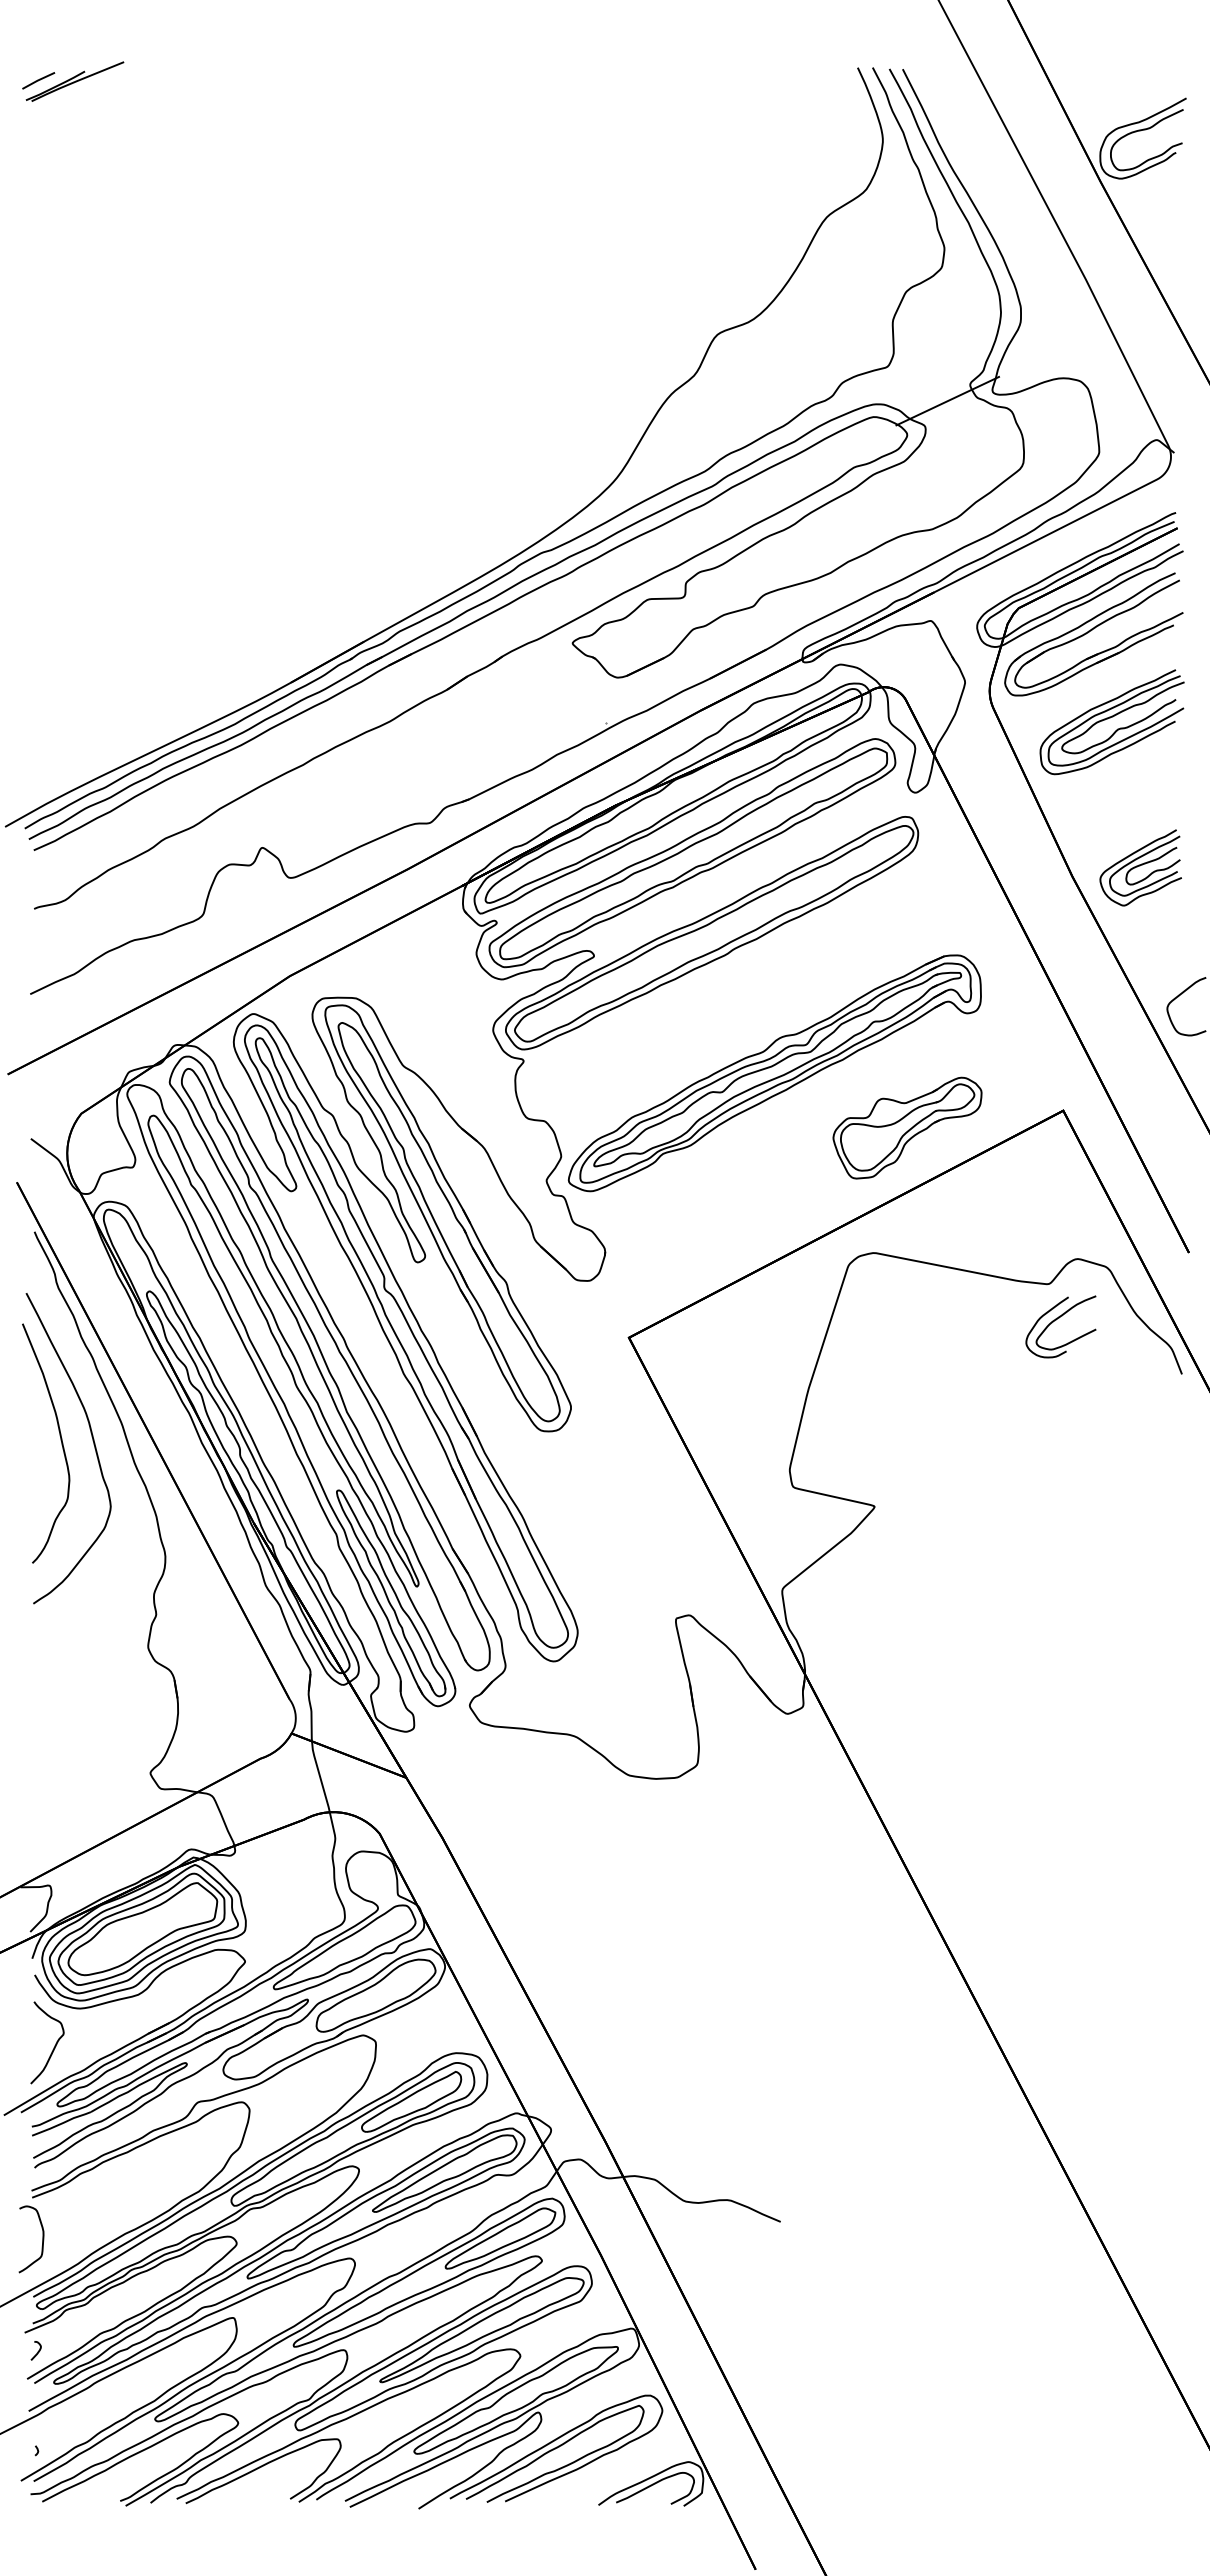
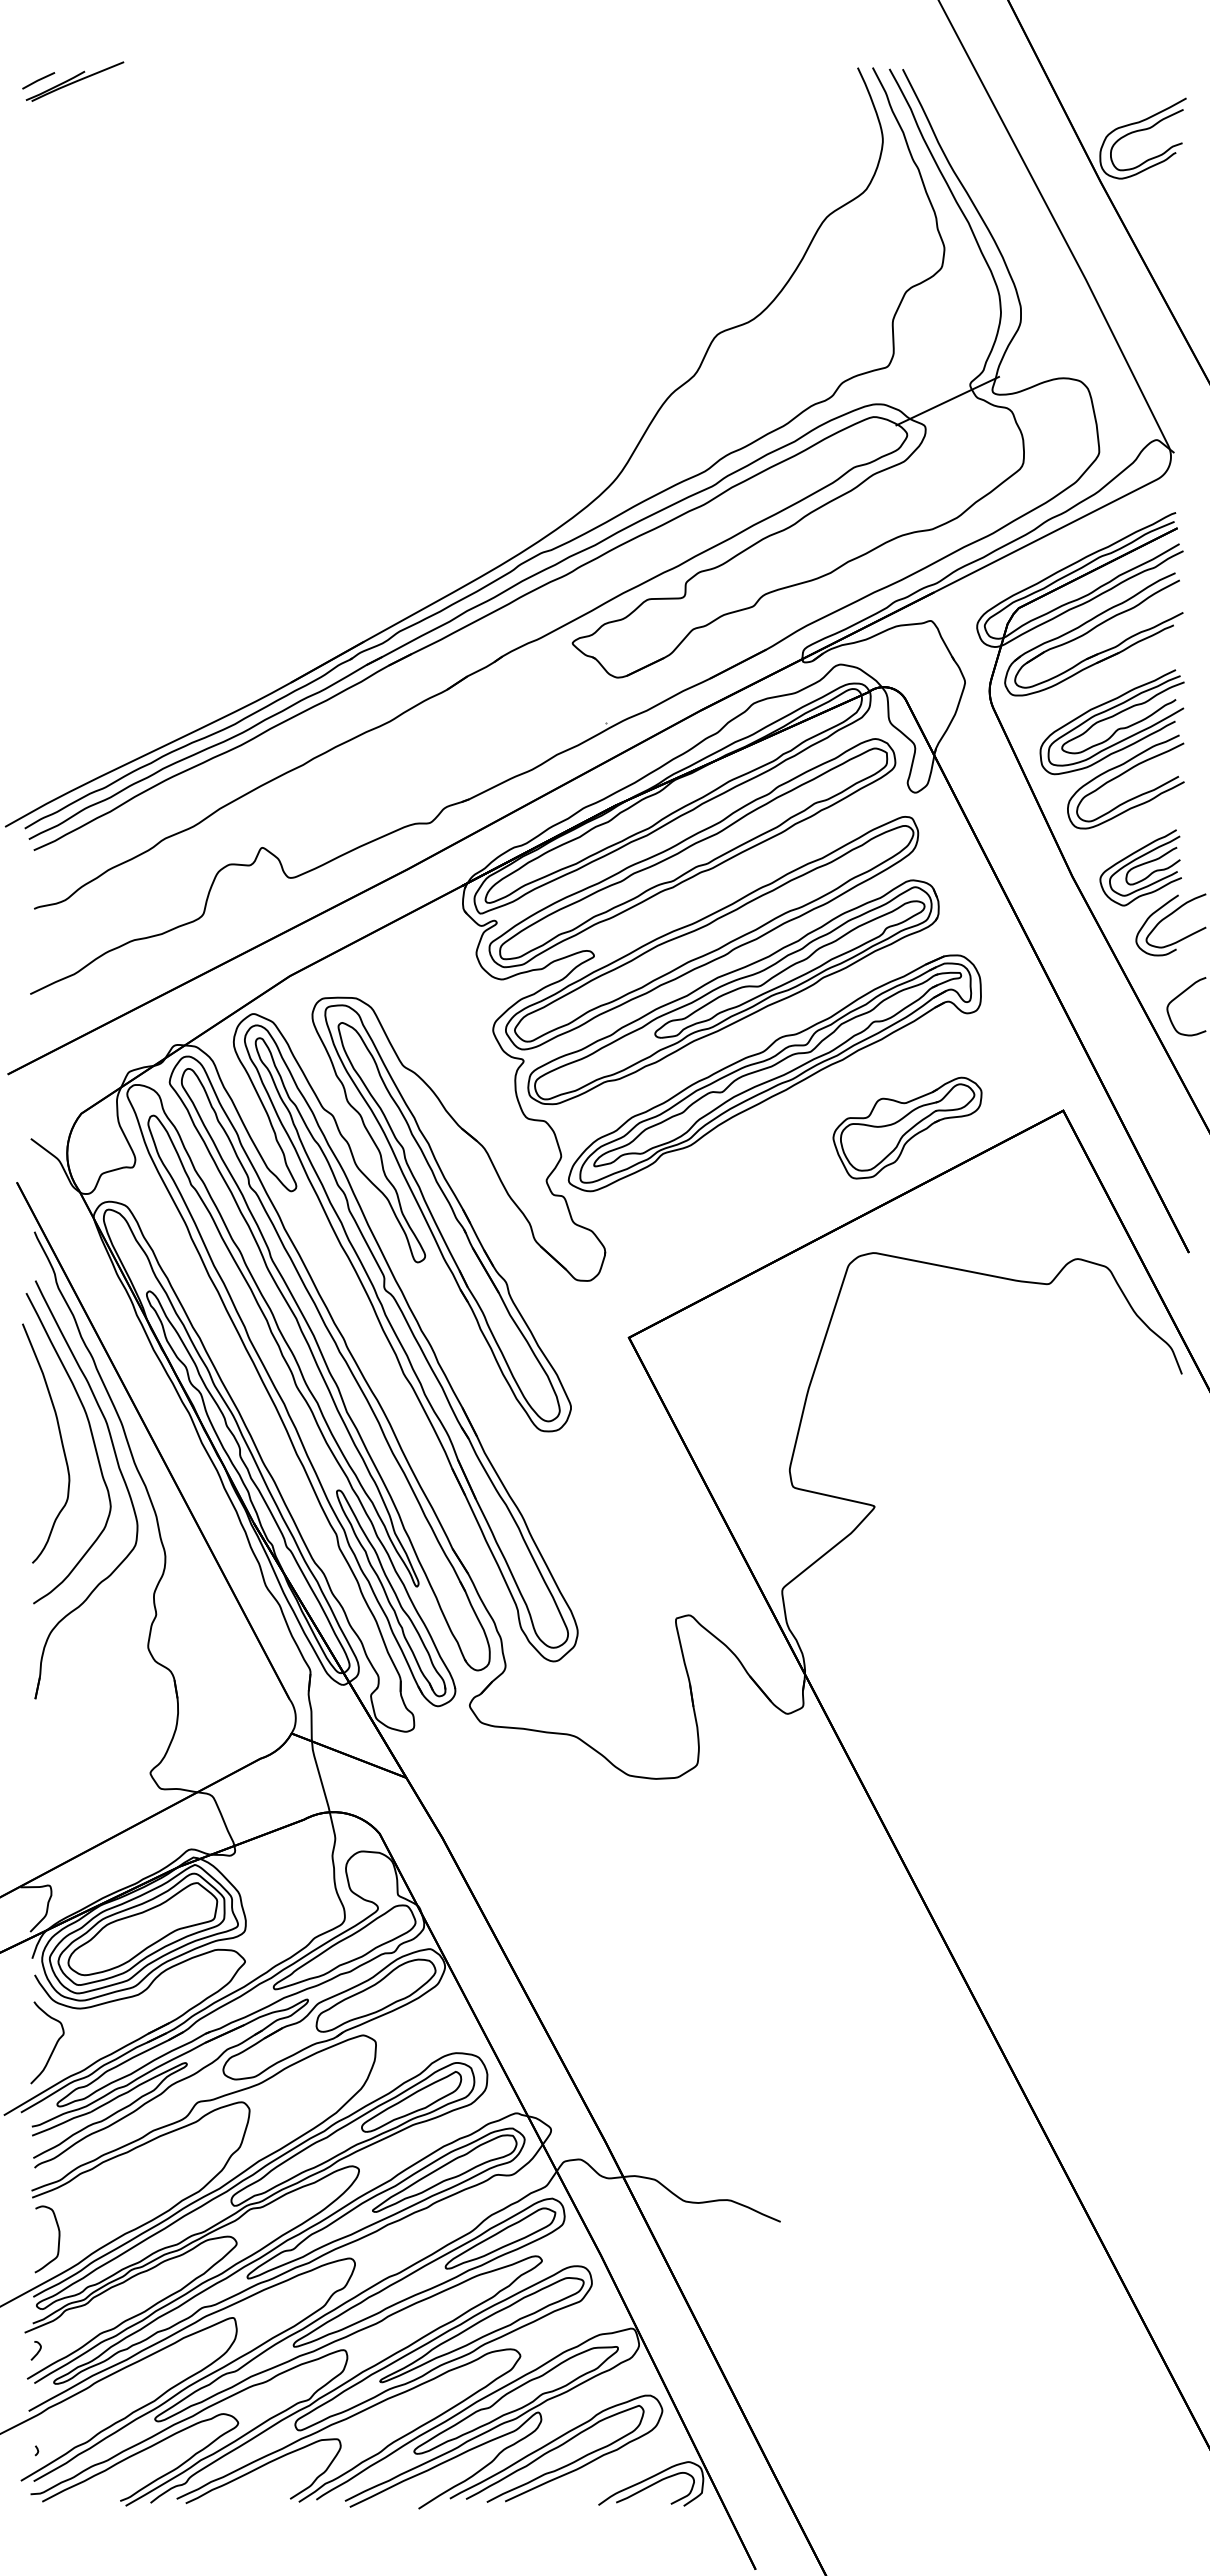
part: none -> present (1120, 776)
part: none -> present (733, 992)
part position: (1056, 1320) -> (1166, 918) (1166, 918)
part: none -> present (120, 1474)
curve position: (42, 2239) -> (58, 2239) (58, 2239)
